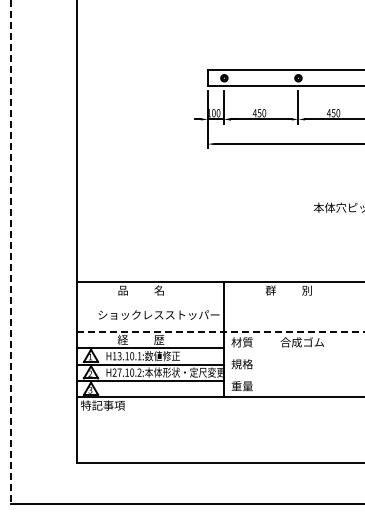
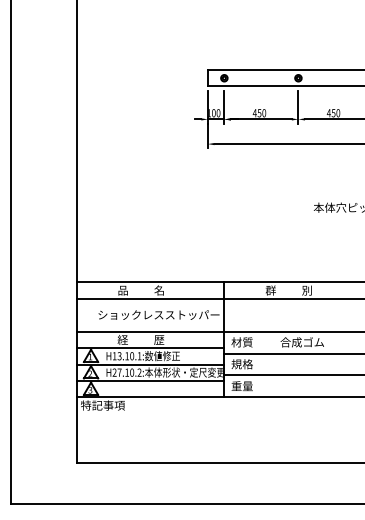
line: dashed -> solid (10, 252)
line: none -> present (218, 298)
line: dashed -> solid (220, 331)
line: none -> present (292, 353)
line: none -> present (292, 375)
